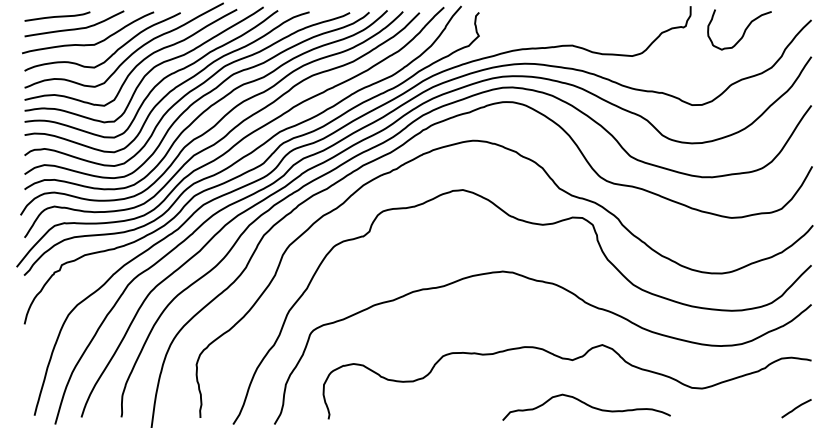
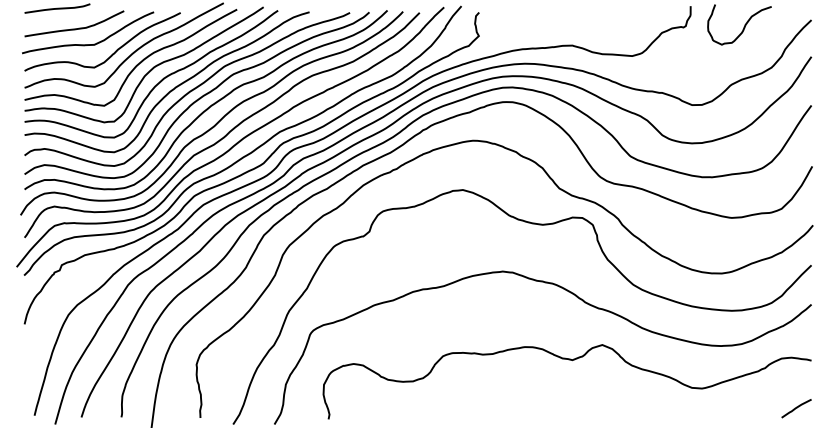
curve position: (57, 16) -> (57, 8) (57, 8)
curve position: (744, 29) -> (744, 24) (744, 24)
curve: present -> none (586, 405)
